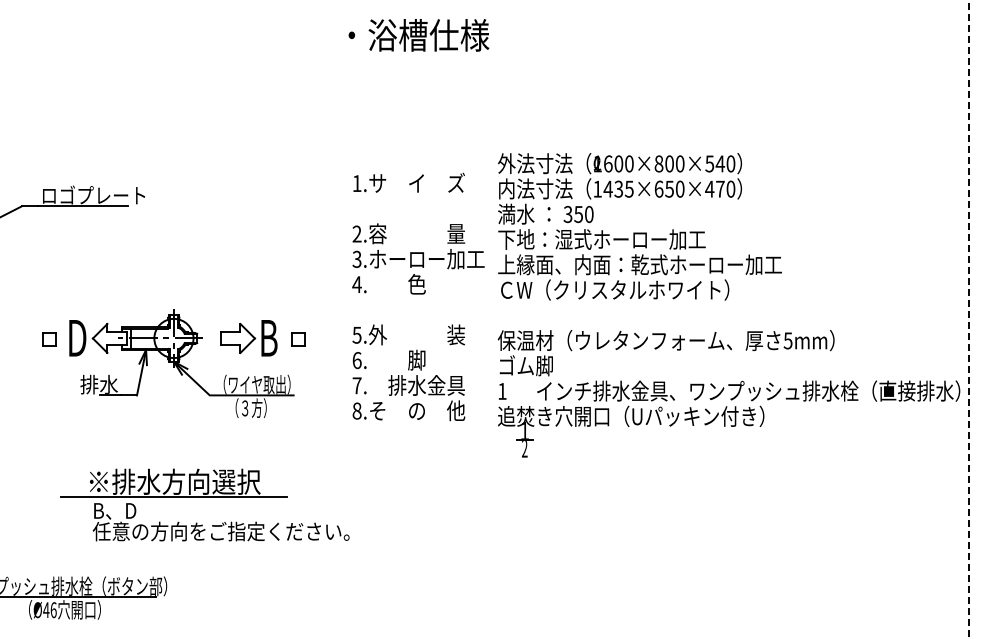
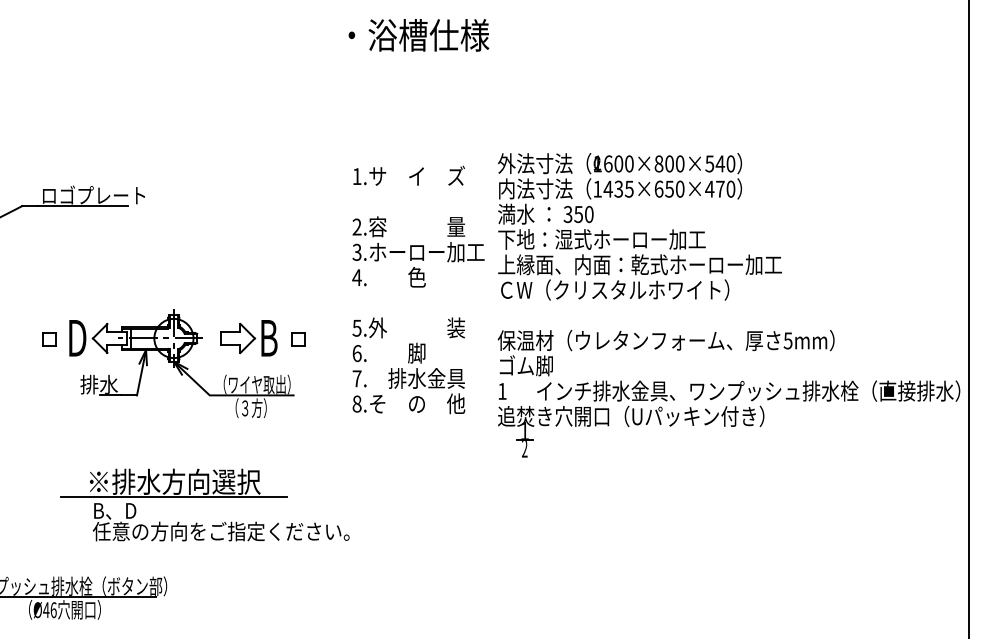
text position: (418, 296) -> (418, 289) (418, 289)
line: dashed -> solid (969, 319)
